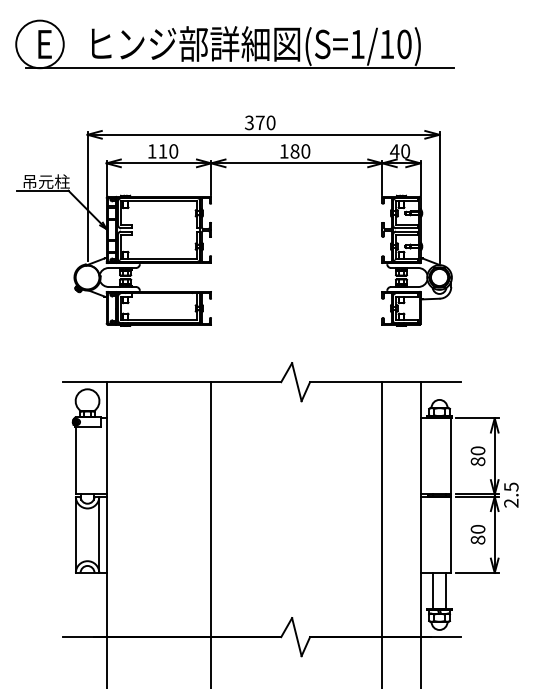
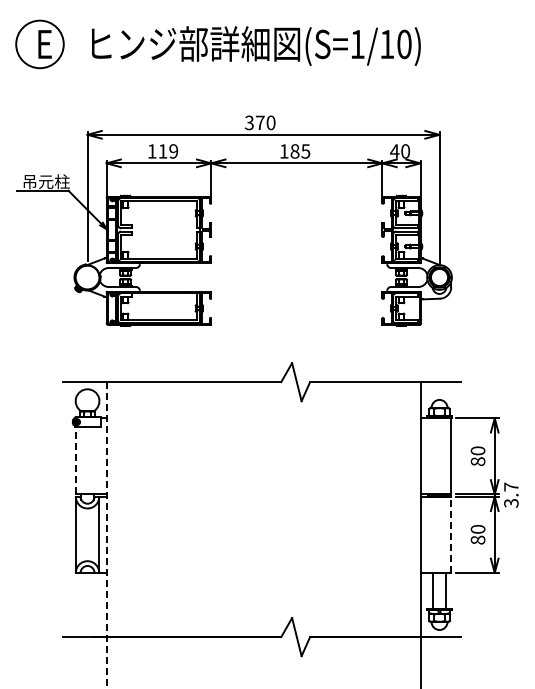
line: present -> none (239, 68)
text: 110 -> 119 (173, 151)
text: 180 -> 185 (305, 151)
line: solid -> dashed (75, 460)
text: 2.5 -> 3.7 (511, 494)
line: present -> none (211, 533)
line: present -> none (382, 533)
line: solid -> dashed (451, 534)
line: solid -> dashed (106, 535)
